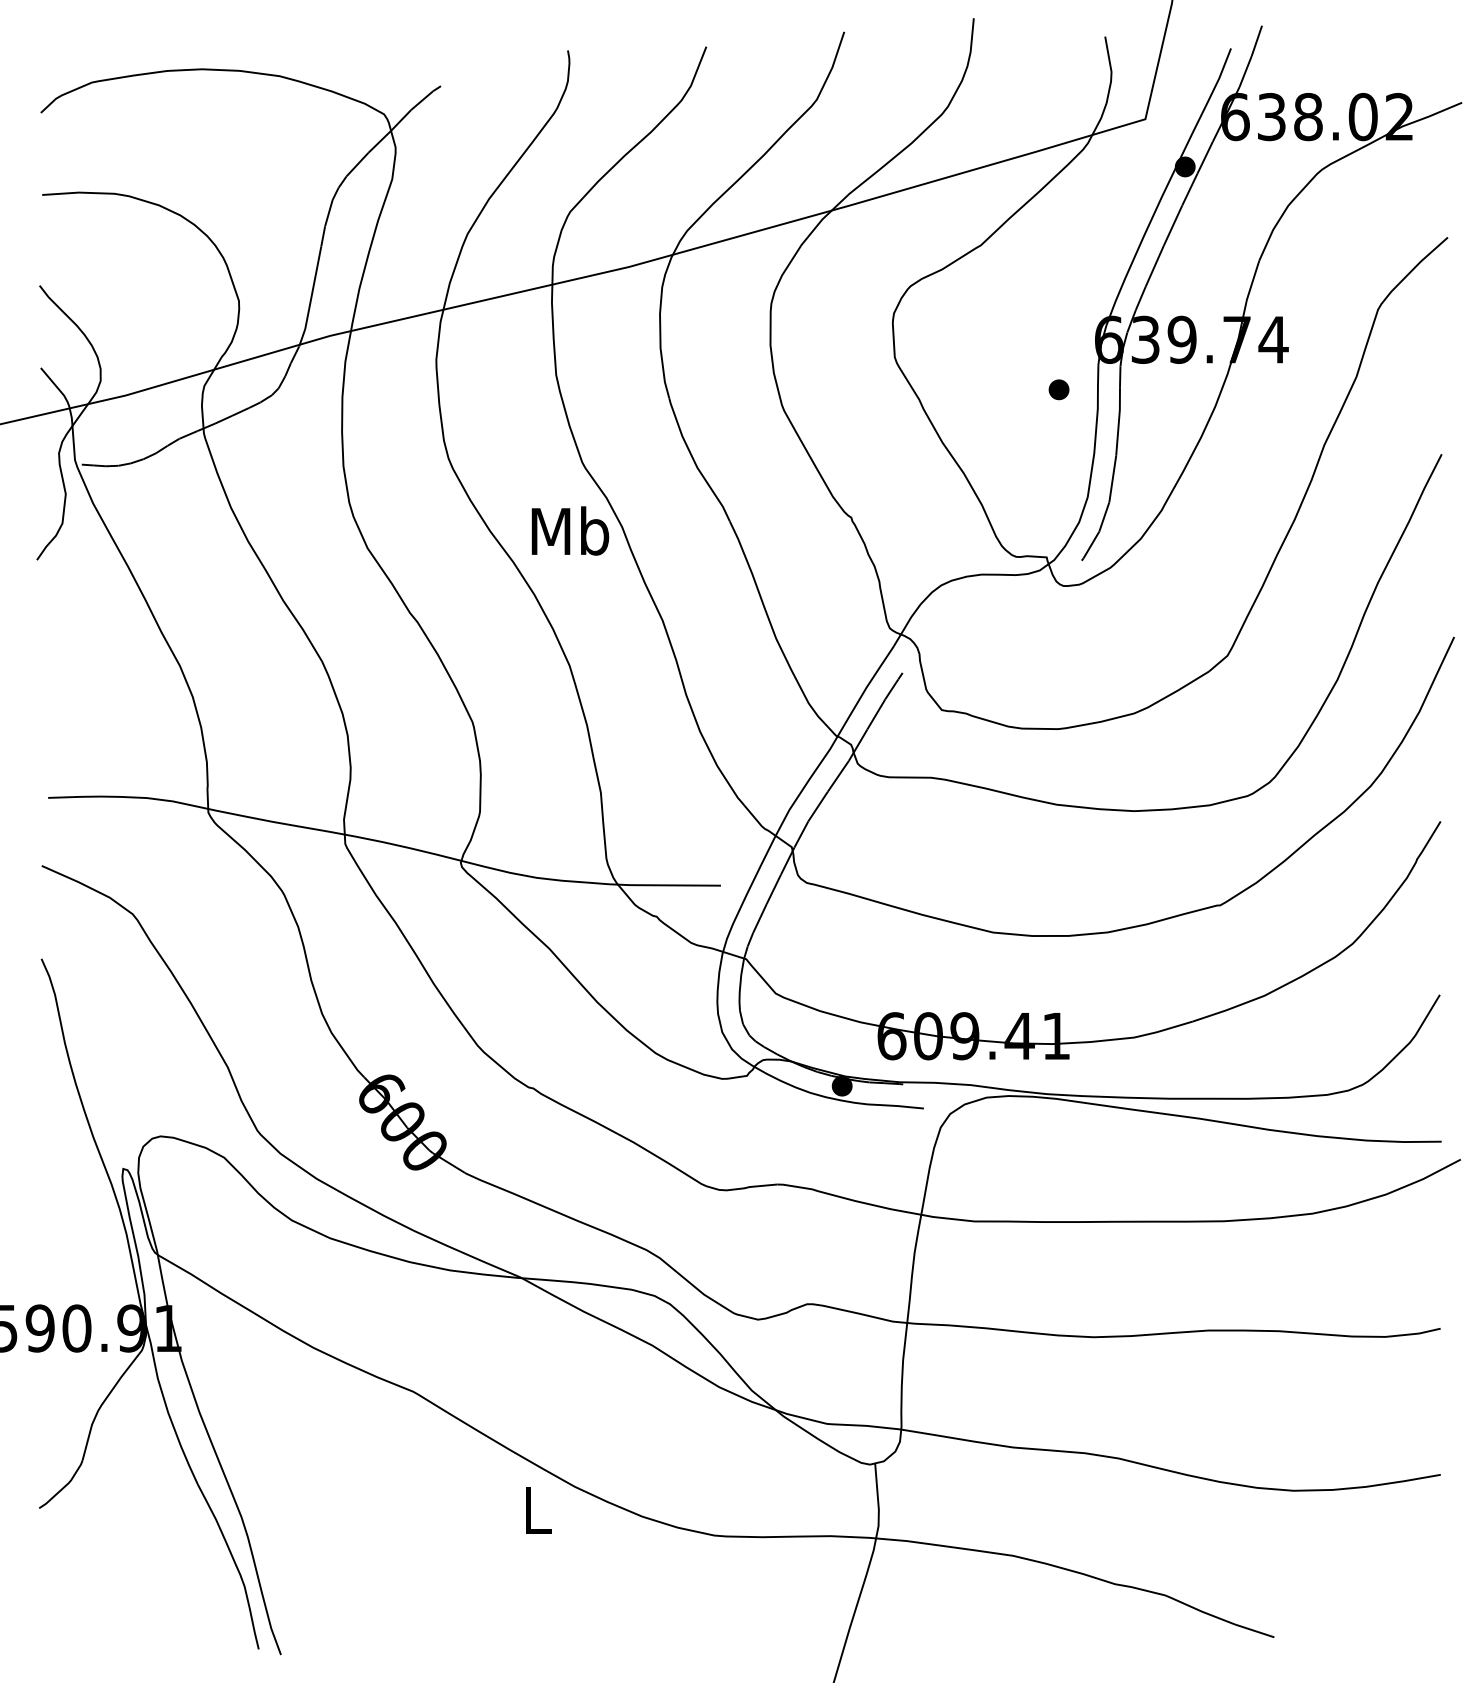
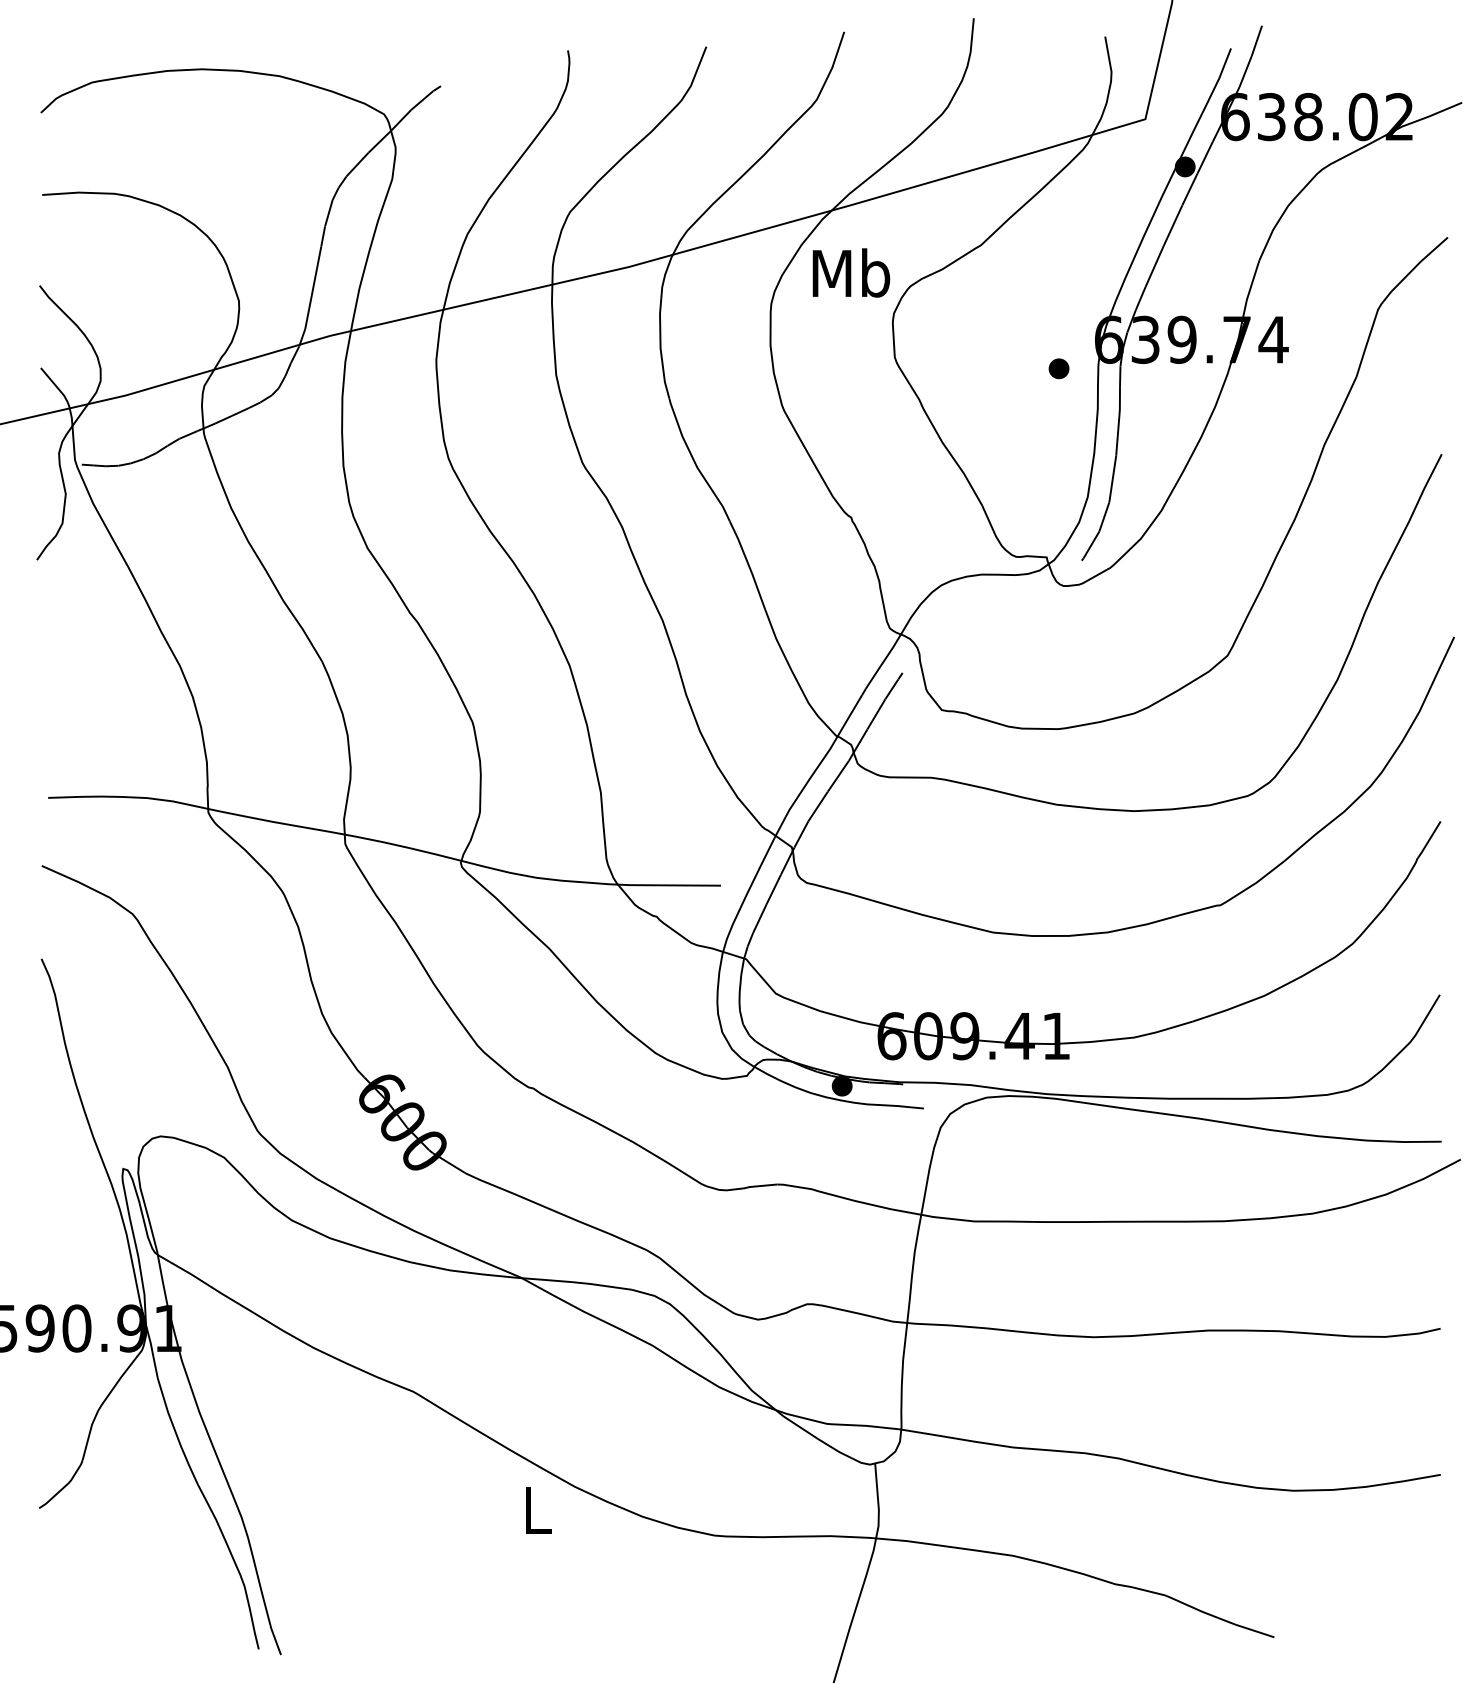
part position: (1058, 389) -> (1058, 368) (1058, 368)
text position: (570, 530) -> (851, 272) (851, 272)
